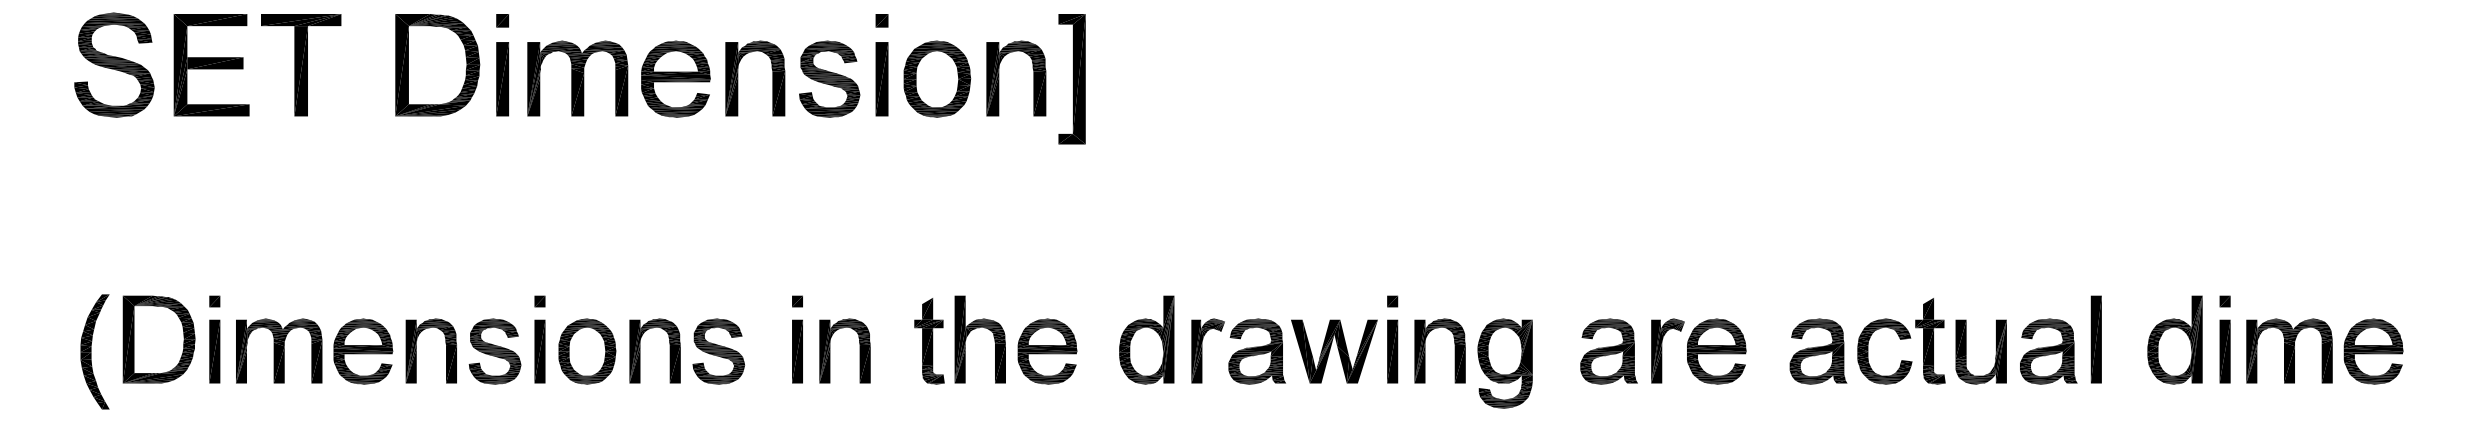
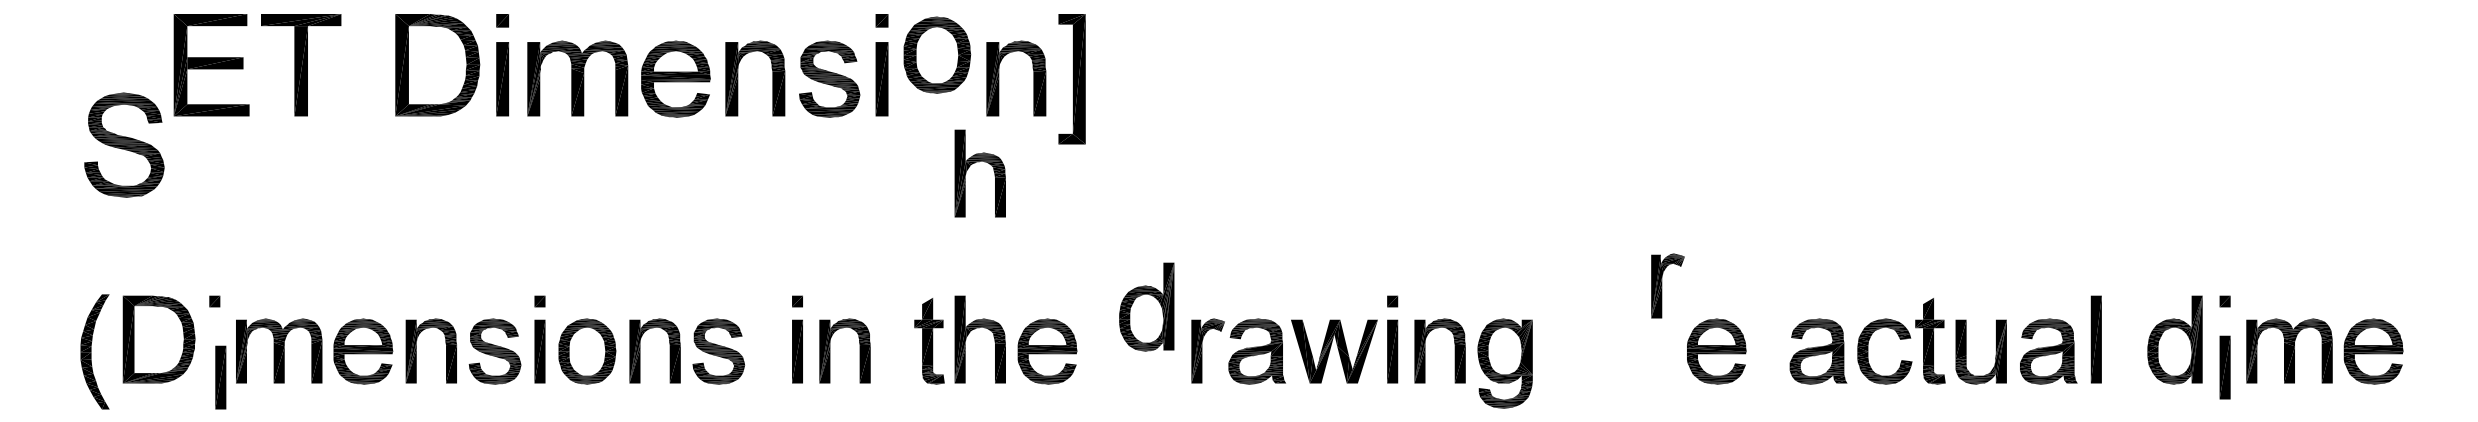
part position: (114, 64) -> (124, 144) (124, 144)
part position: (937, 78) -> (937, 54) (937, 54)
part: none -> present (975, 163)
part position: (1146, 339) -> (1146, 306) (1146, 306)
part position: (1667, 350) -> (1667, 285) (1667, 285)
part position: (214, 351) -> (220, 377) (220, 377)
part: present -> none (1608, 351)
part position: (2224, 351) -> (2224, 367) (2224, 367)
